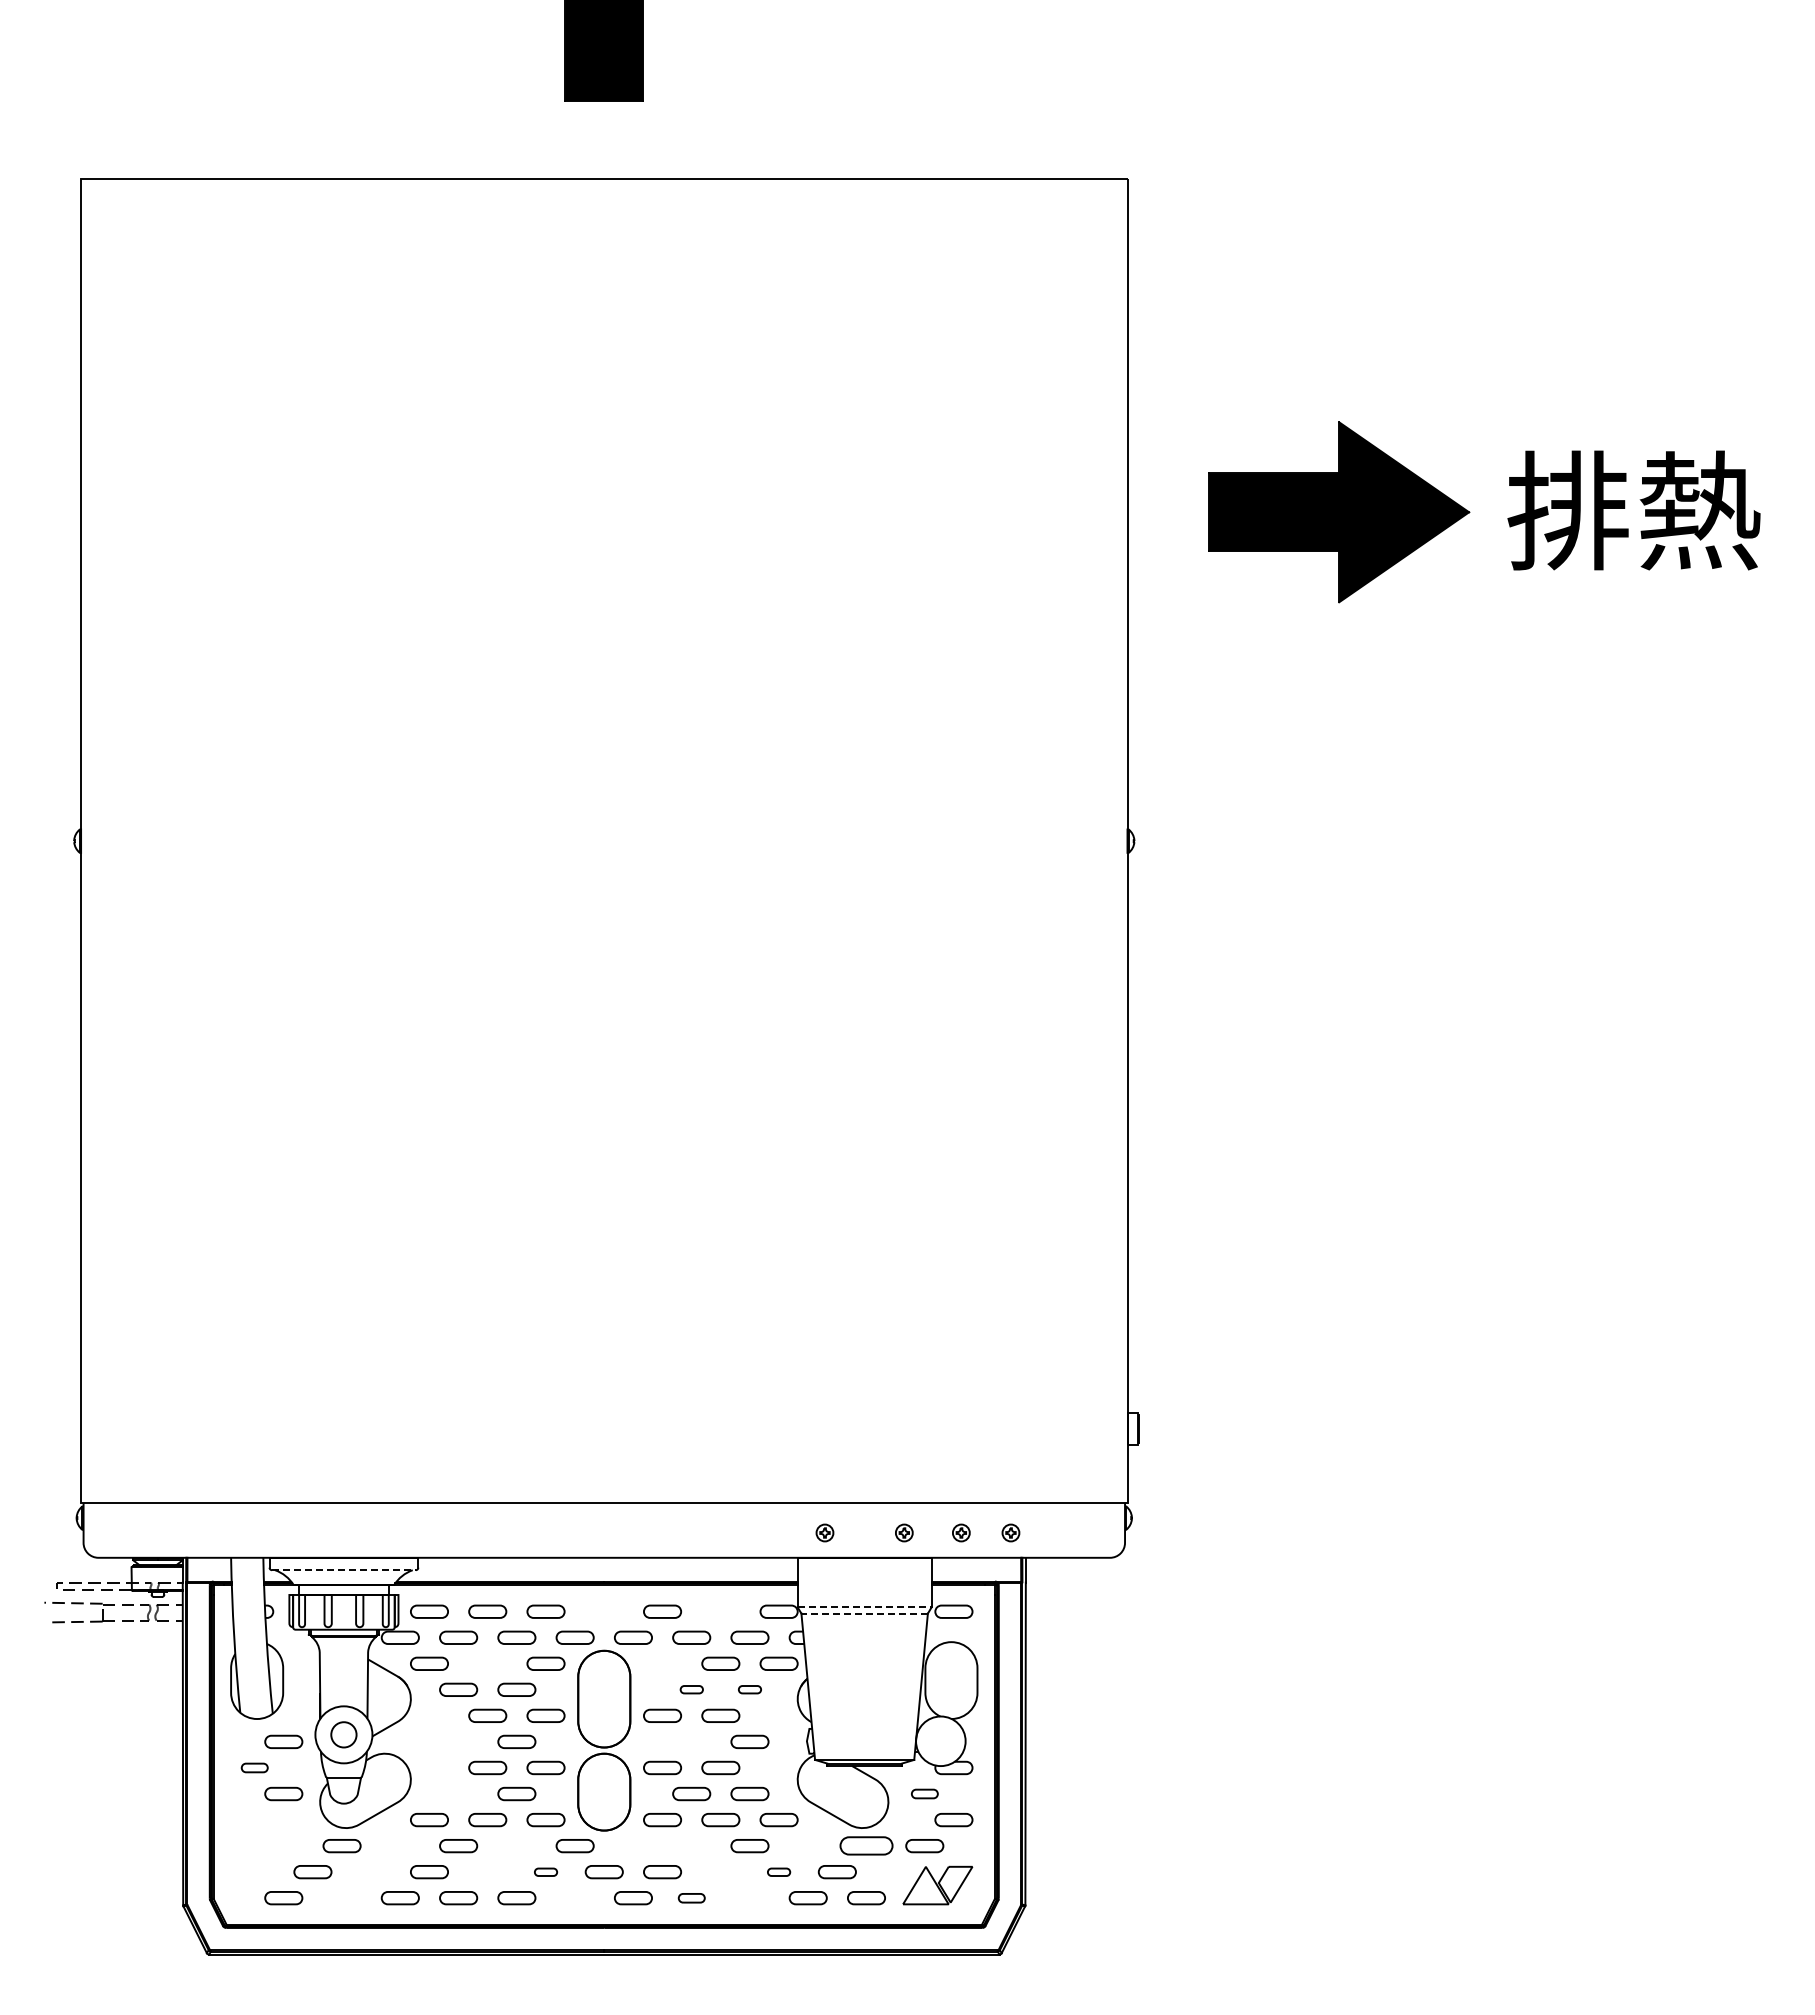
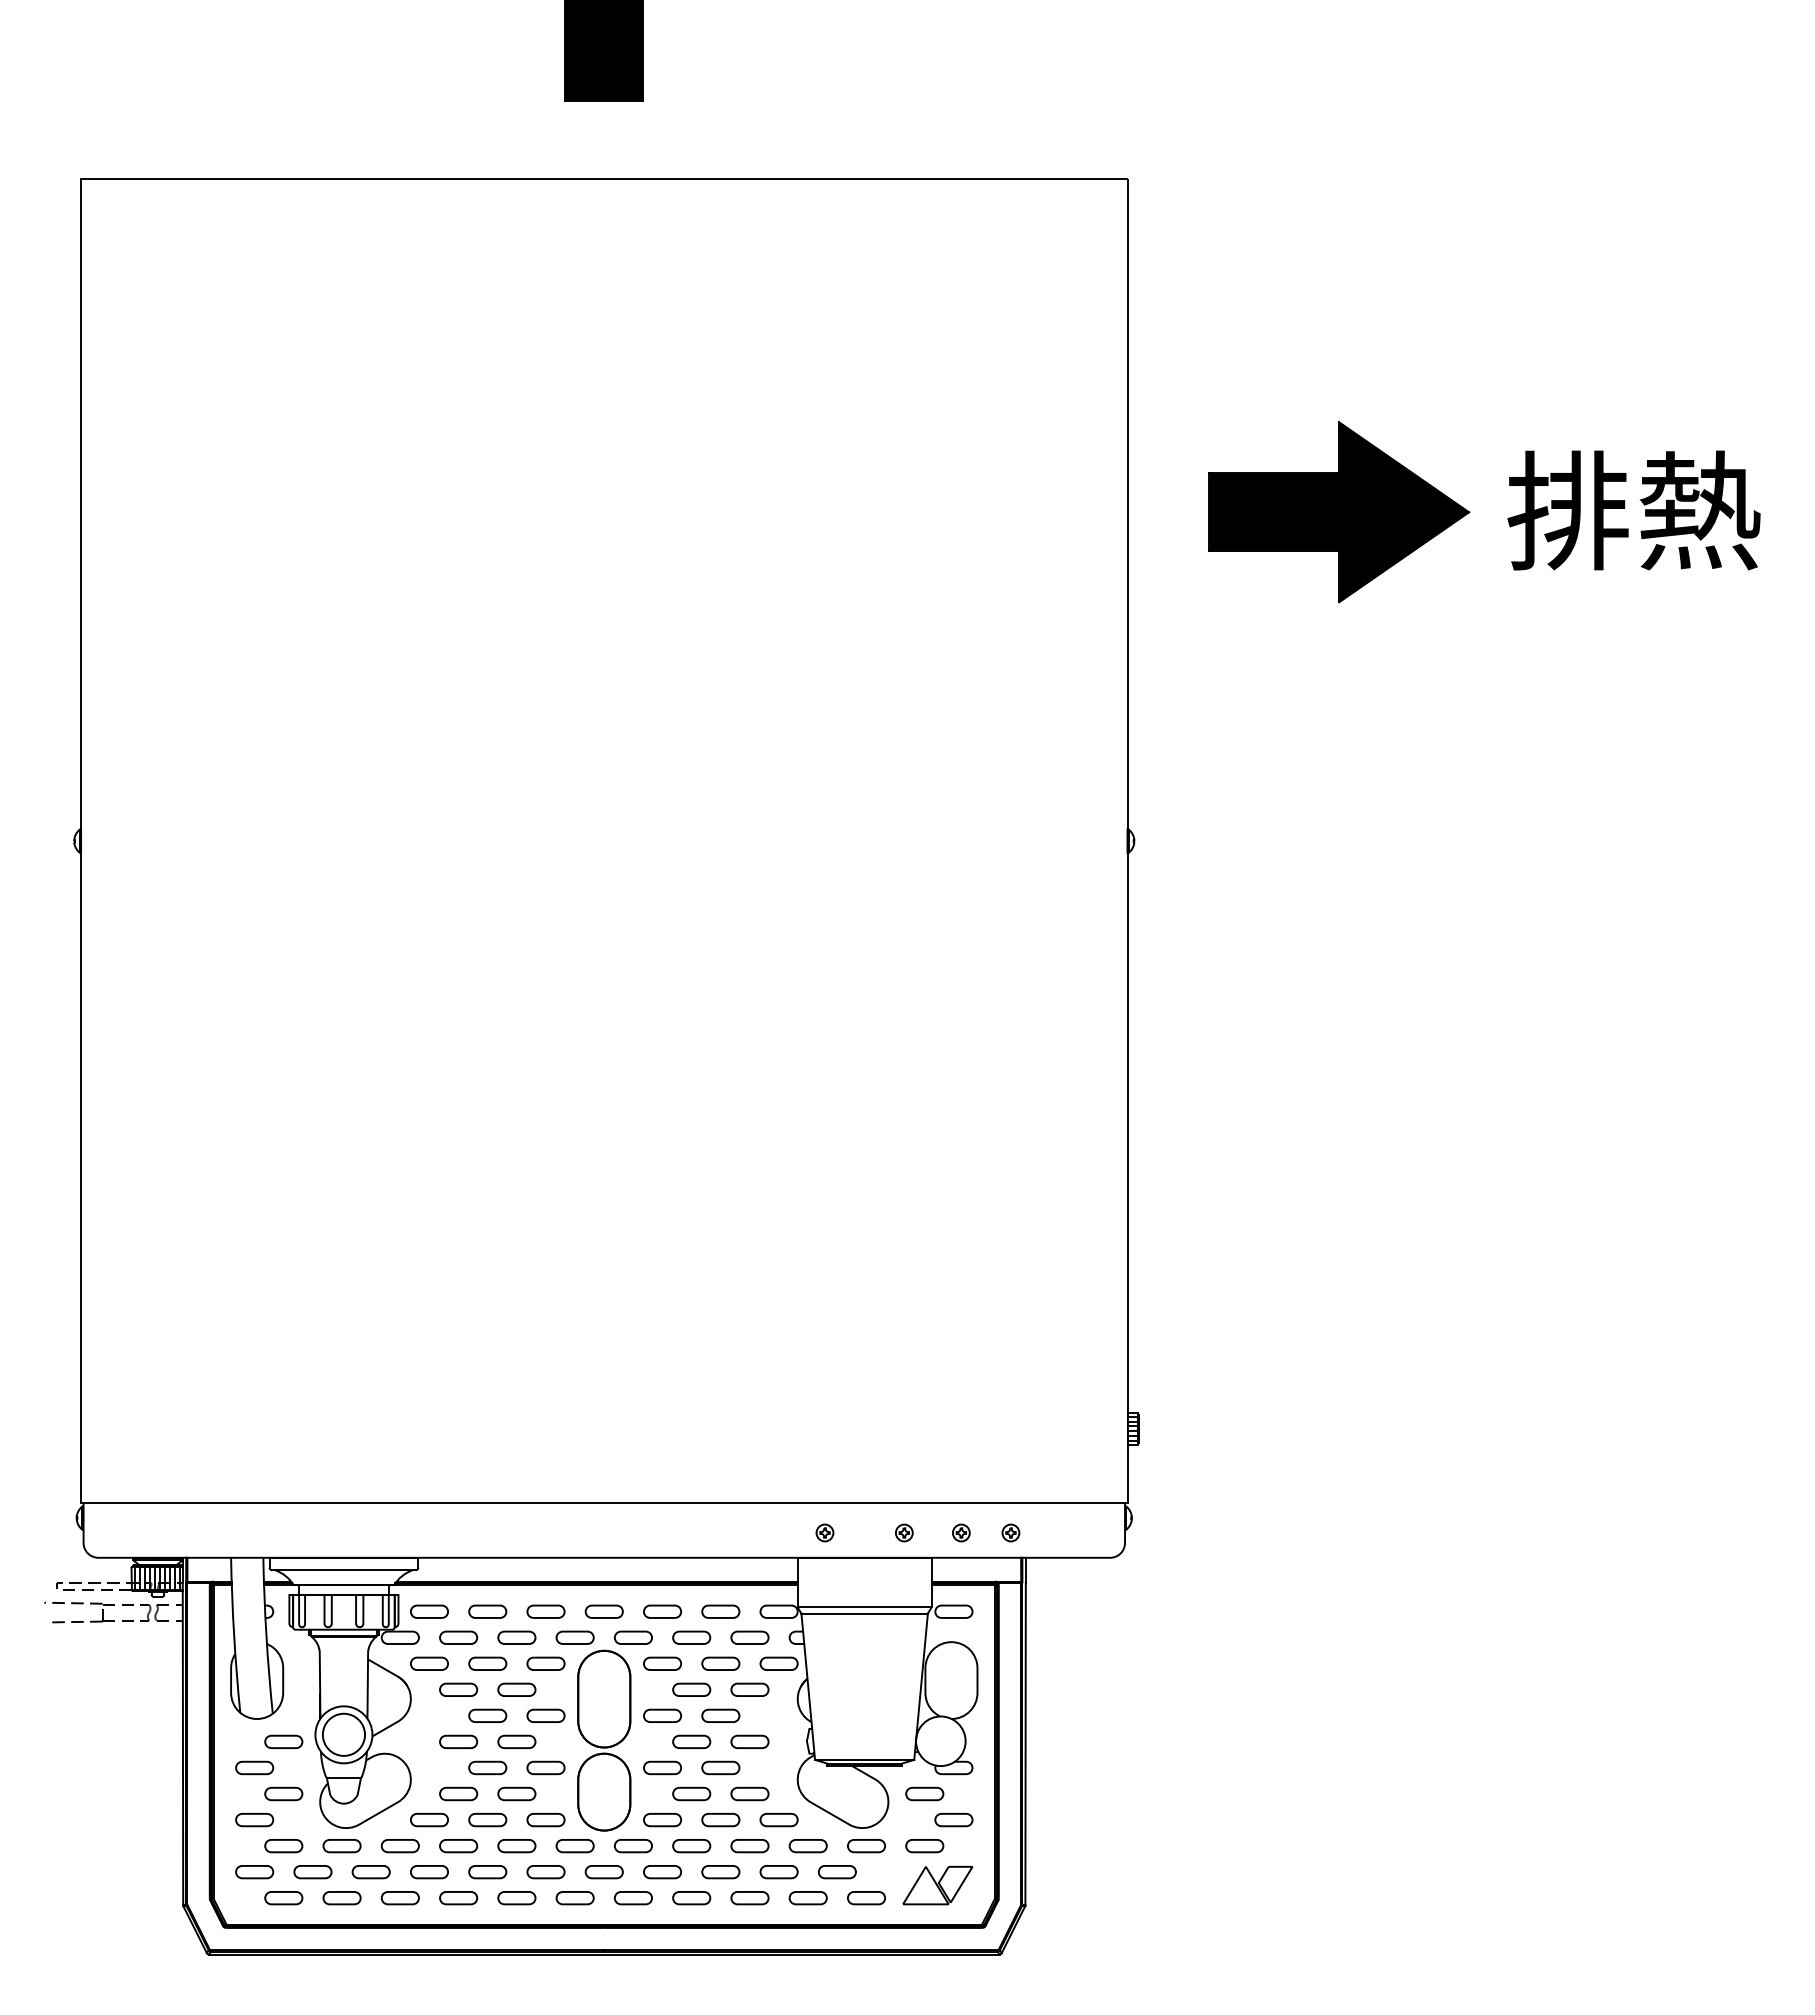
hatch: none -> present (1132, 1428)
line: dashed -> solid (343, 1570)
hatch: none -> present (157, 1578)
line: dashed -> solid (864, 1607)
part: none -> present (603, 1611)
part: none -> present (720, 1611)
line: dashed -> solid (864, 1613)
part: none -> present (487, 1663)
part: none -> present (662, 1663)
part size: 25x10 px -> 40x15 px (691, 1689)
part size: 24x10 px -> 40x15 px (749, 1689)
circle diameter: 25 px -> 42 px (343, 1734)
part: none -> present (458, 1741)
part: none -> present (691, 1741)
part size: 29x12 px -> 40x16 px (254, 1767)
part: none -> present (458, 1793)
part size: 28x12 px -> 40x16 px (924, 1793)
part: none -> present (254, 1820)
part size: 55x20 px -> 39x15 px (866, 1846)
part: none -> present (283, 1846)
part: none -> present (399, 1846)
part: none -> present (516, 1846)
part: none -> present (633, 1846)
part: none -> present (691, 1846)
part: none -> present (807, 1846)
part size: 25x10 px -> 40x15 px (545, 1872)
part size: 25x10 px -> 40x15 px (778, 1872)
part: none -> present (254, 1872)
part: none -> present (370, 1872)
part: none -> present (487, 1872)
part: none -> present (720, 1872)
part: none -> present (341, 1898)
part: none -> present (574, 1898)
part size: 29x11 px -> 40x15 px (691, 1898)
part: none -> present (749, 1898)
